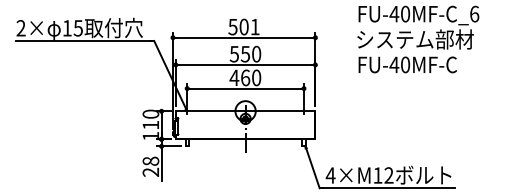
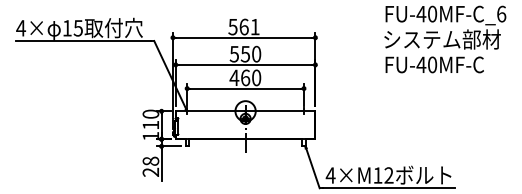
text: 501 -> 561 (243, 26)
text: 2× -> 4× (21, 28)
text position: (418, 39) -> (445, 39) (445, 39)
